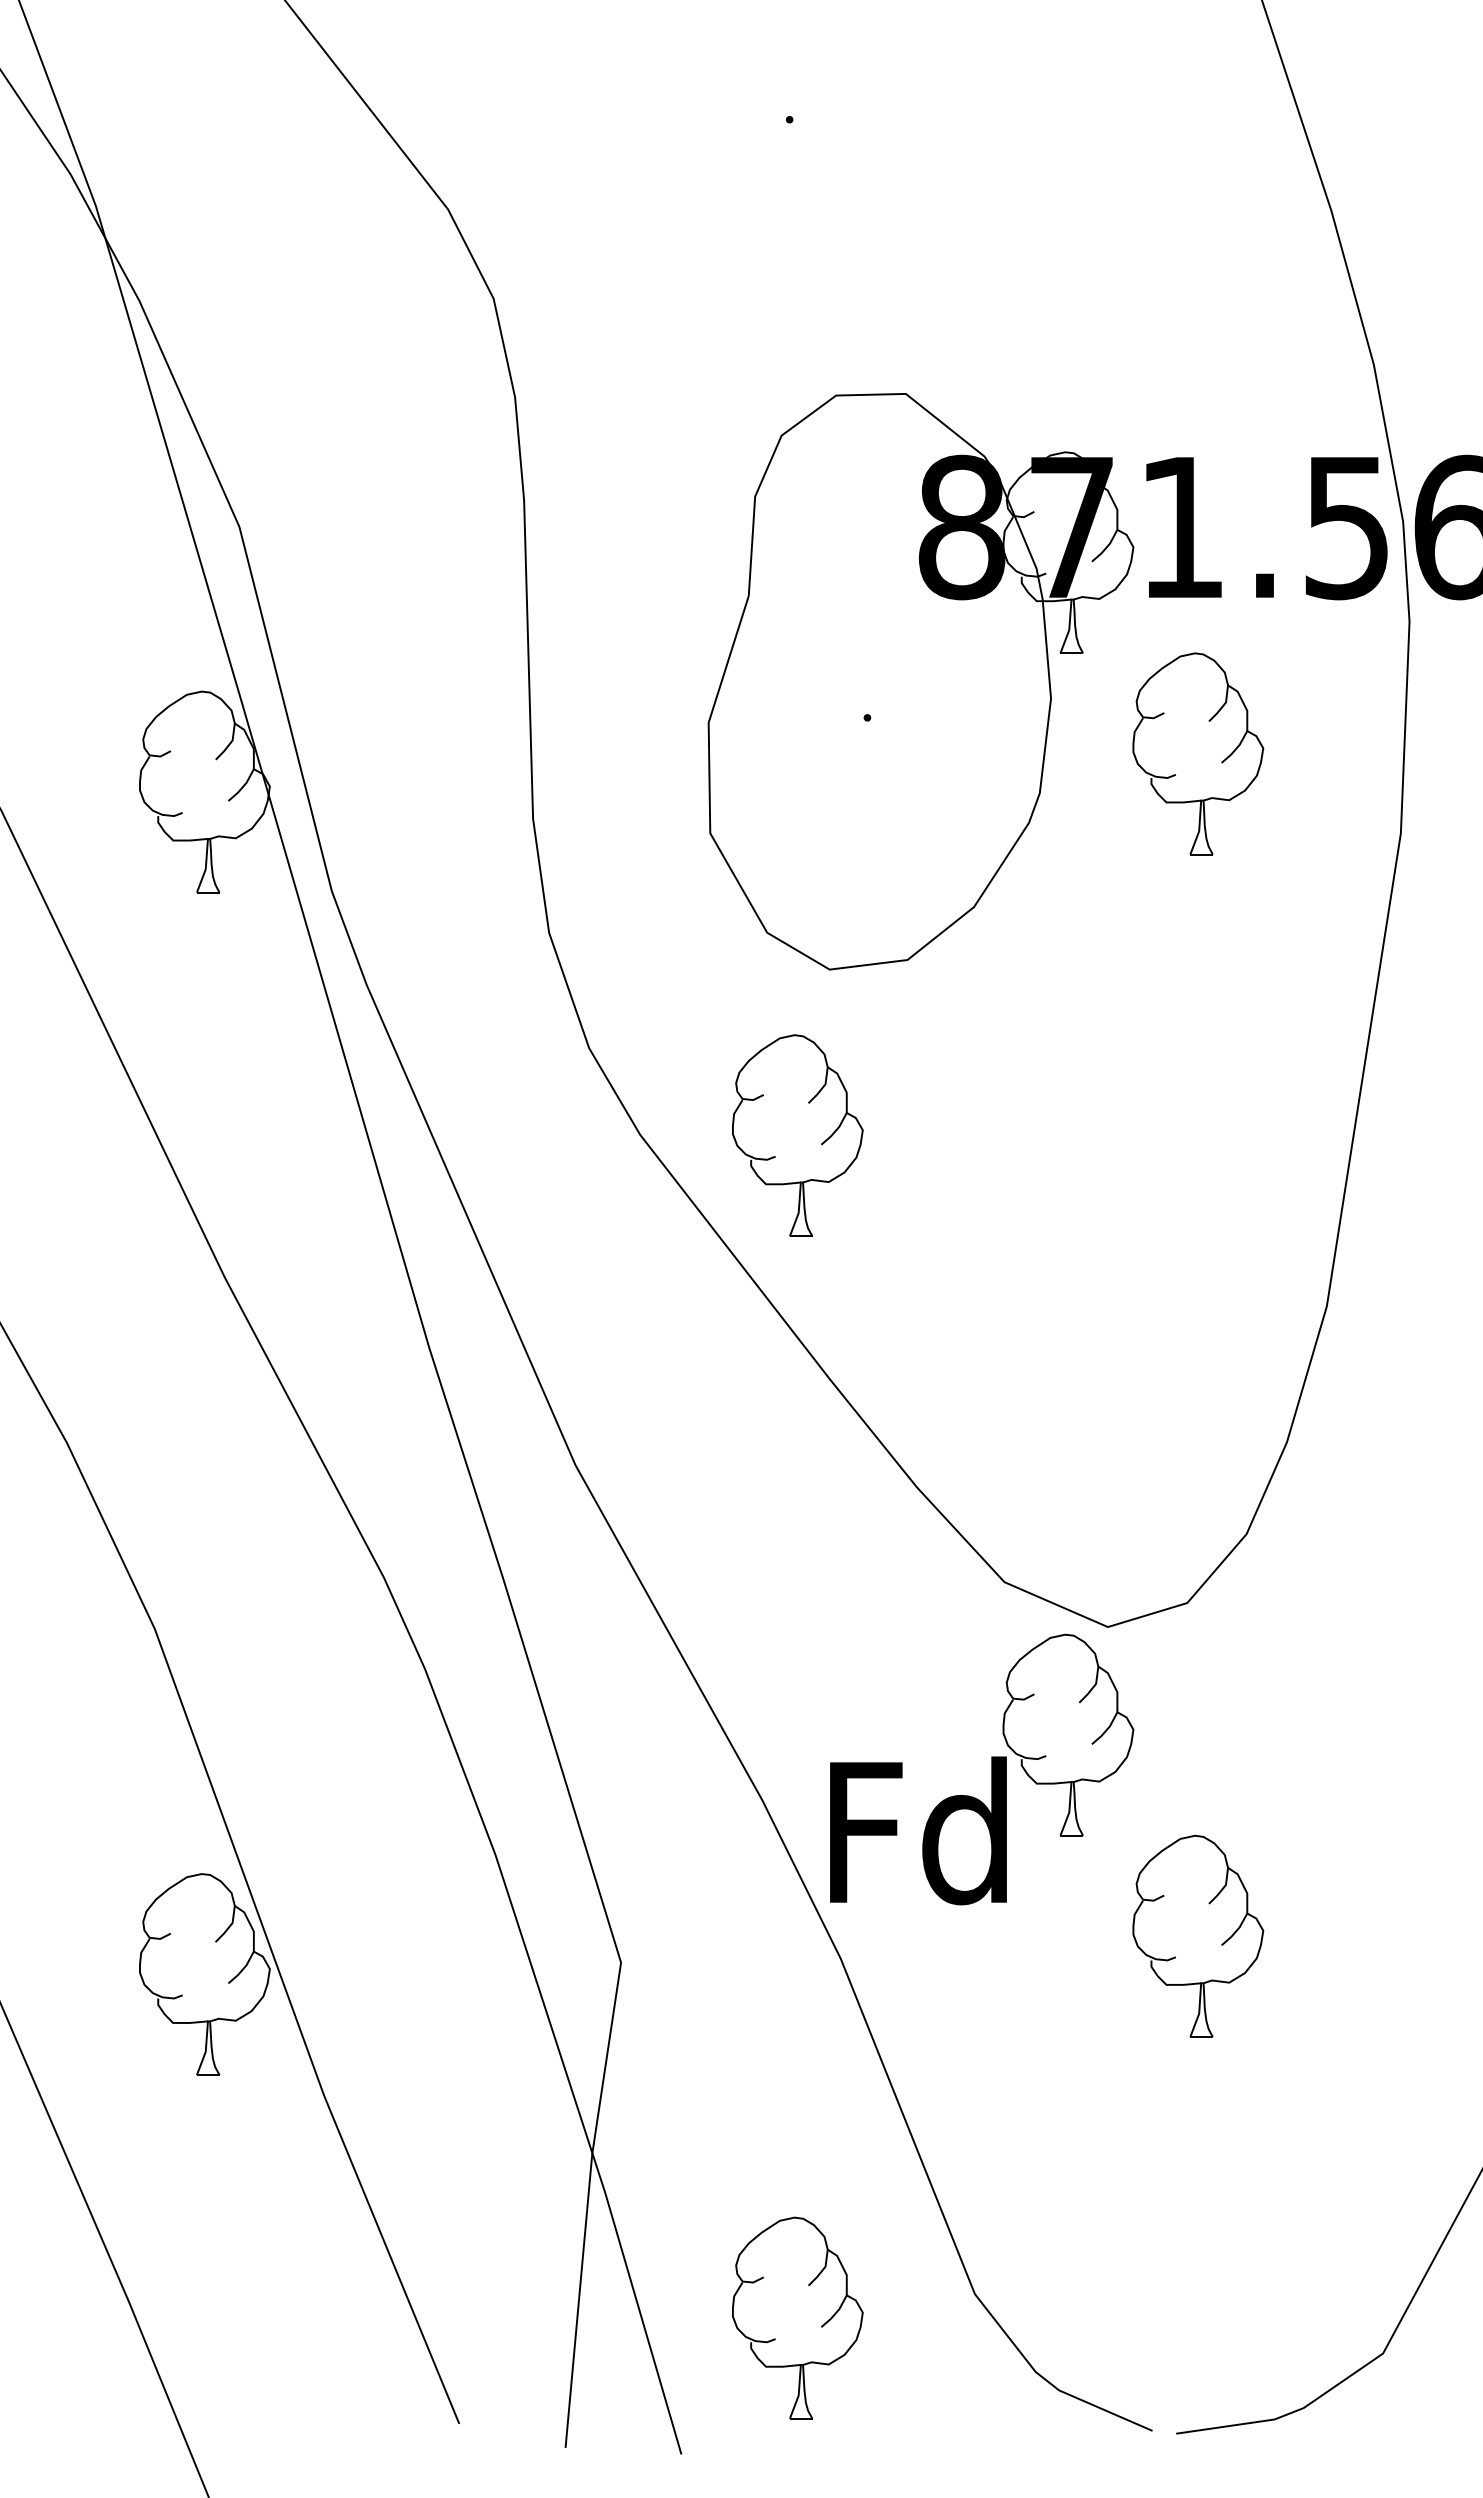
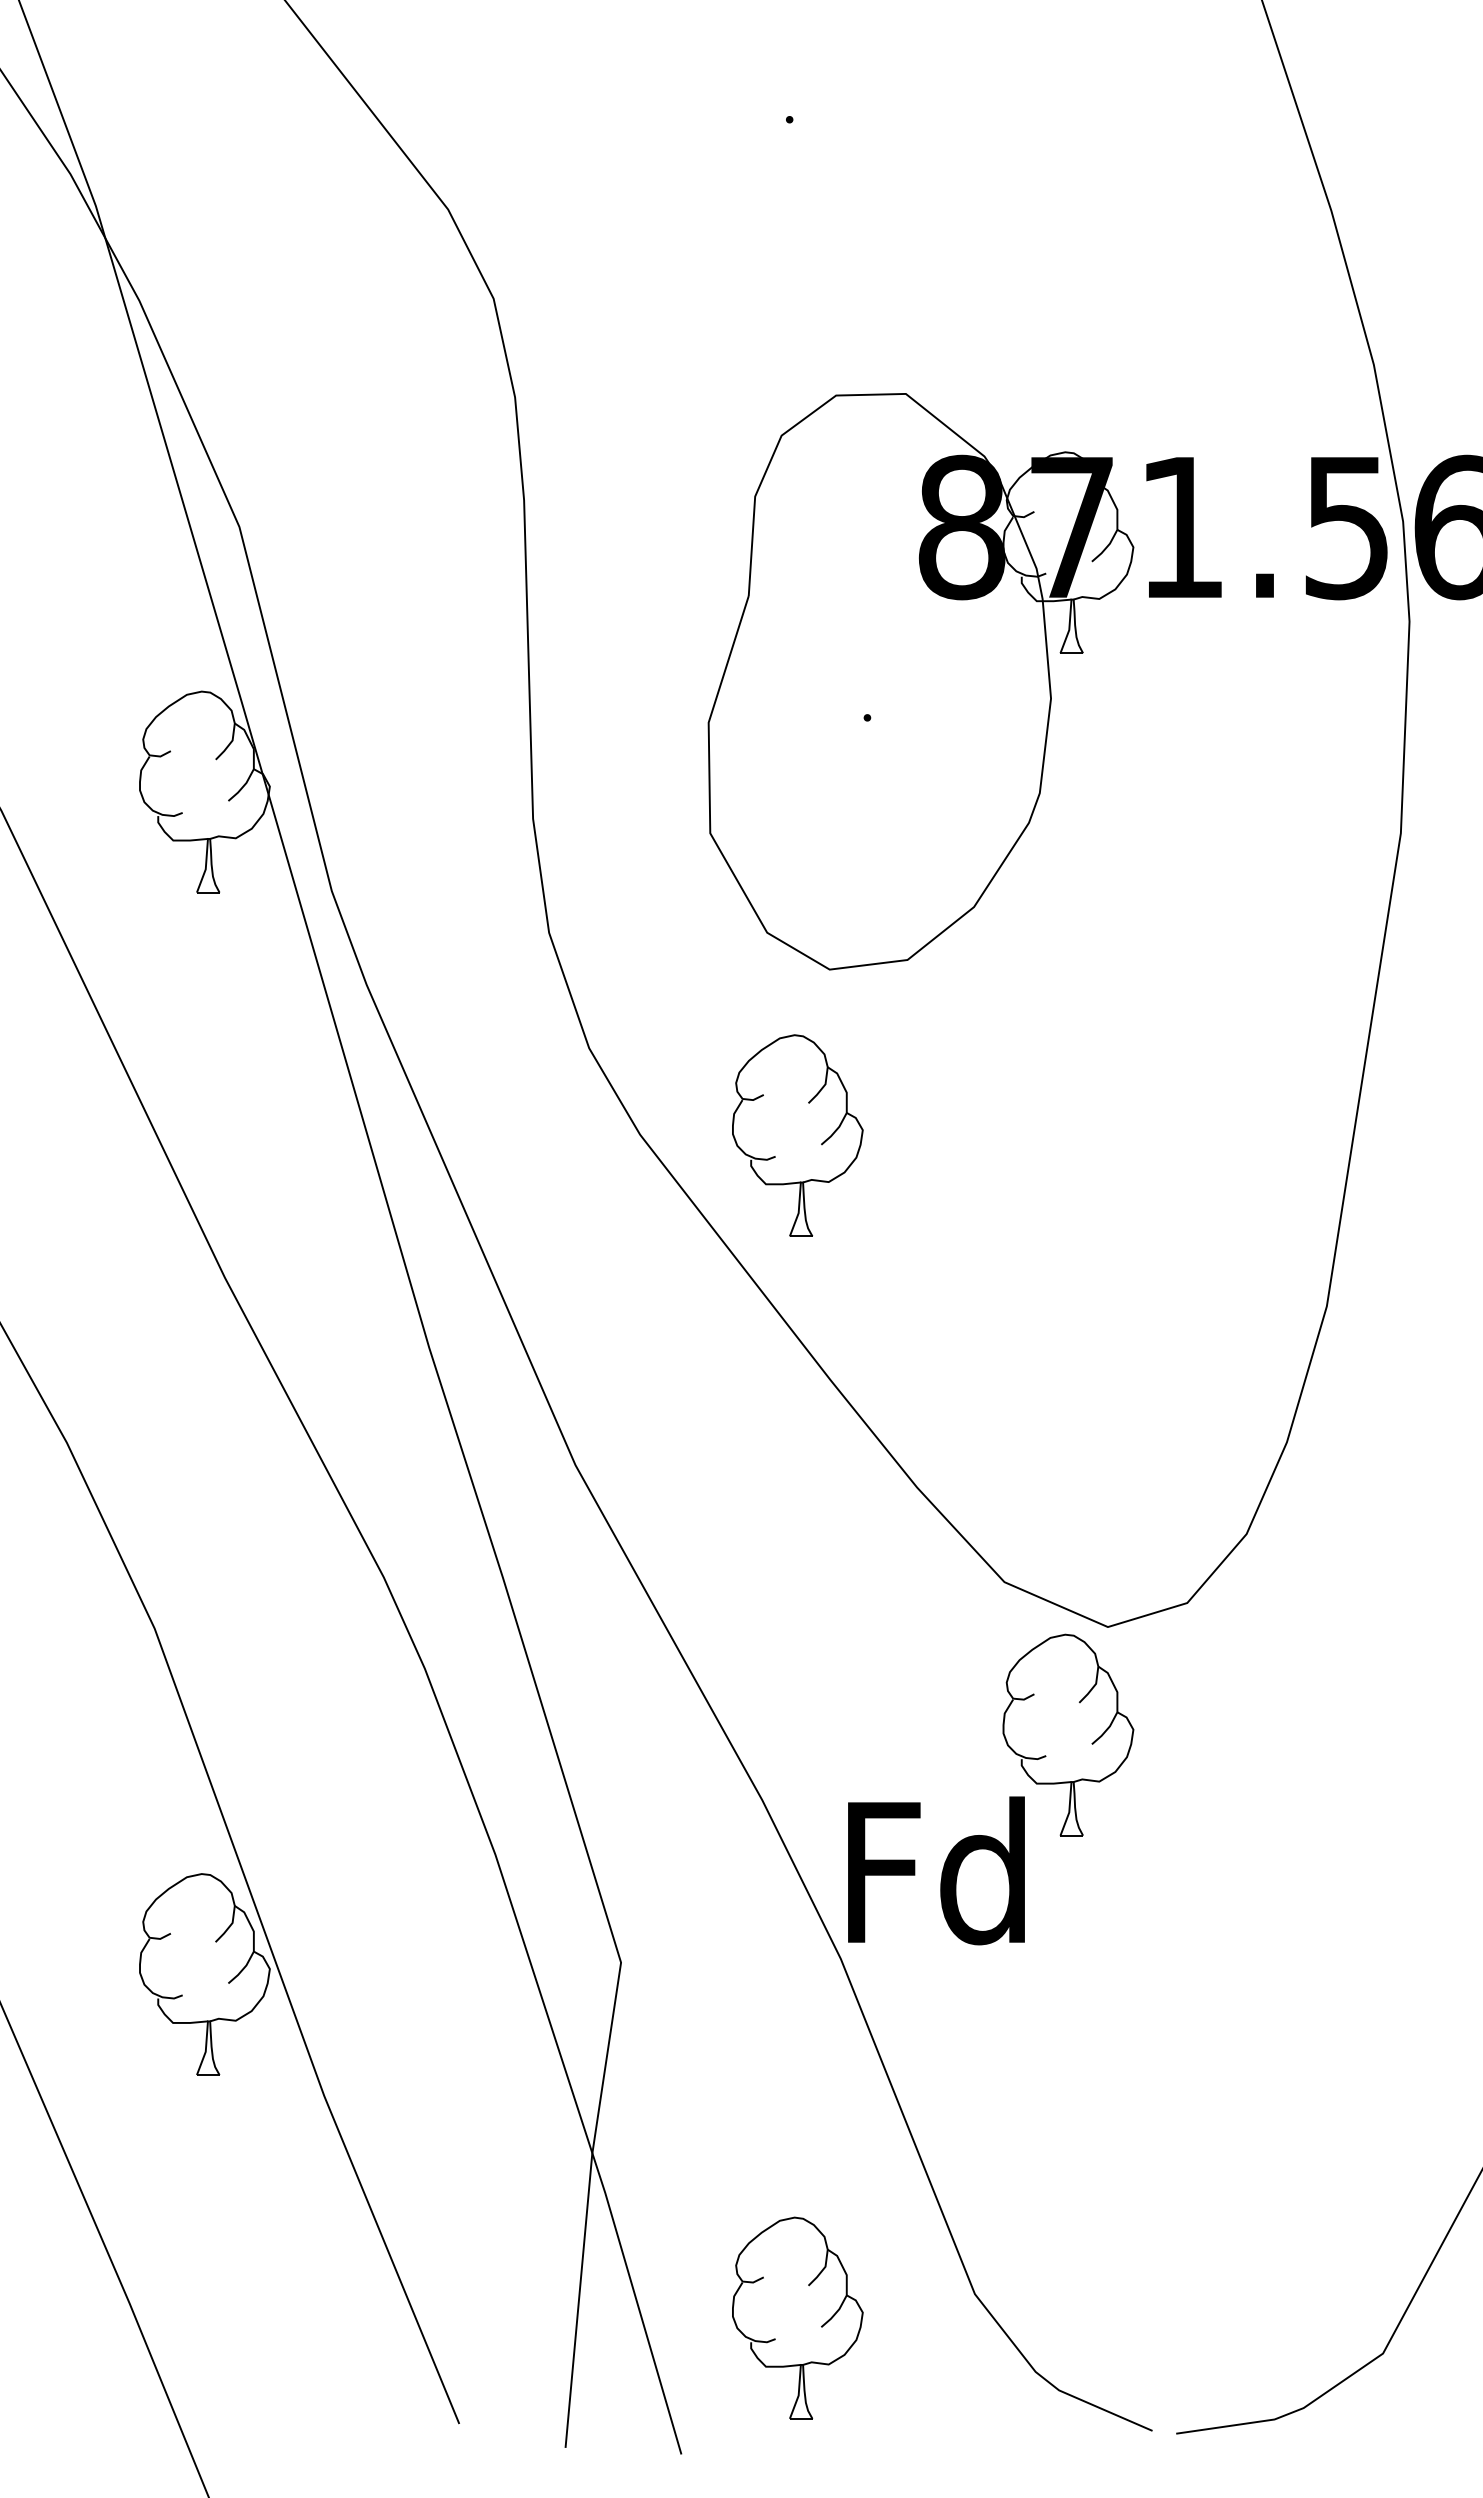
part: present -> none (1221, 761)
text position: (918, 1830) -> (936, 1870) (936, 1870)
part: present -> none (1198, 1935)
